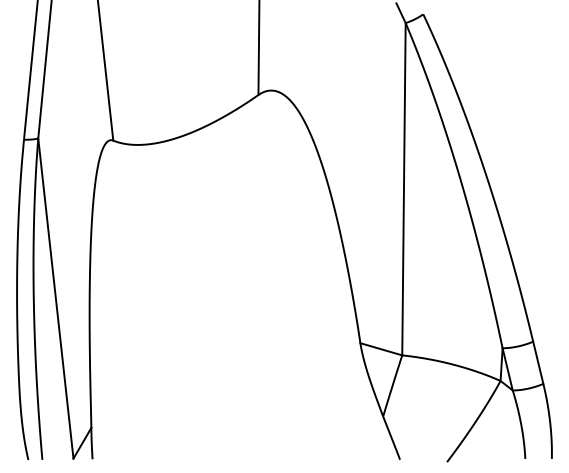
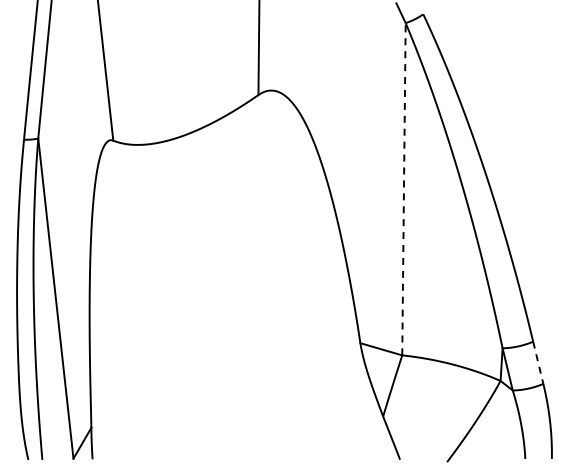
line: solid -> dashed (403, 188)
line: solid -> dashed (538, 362)
